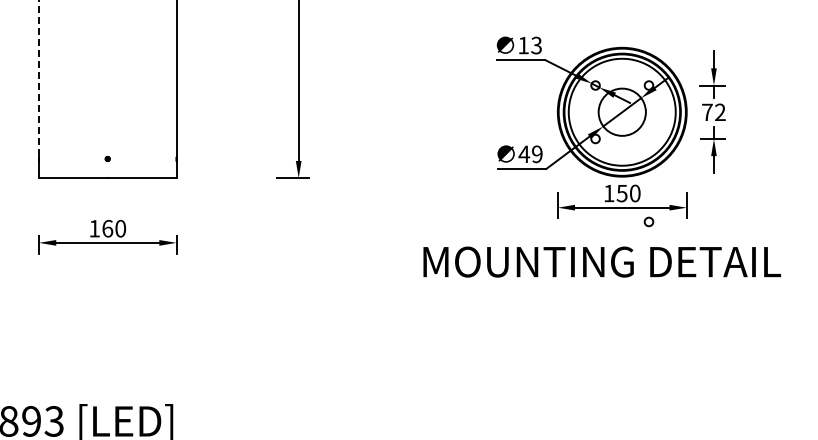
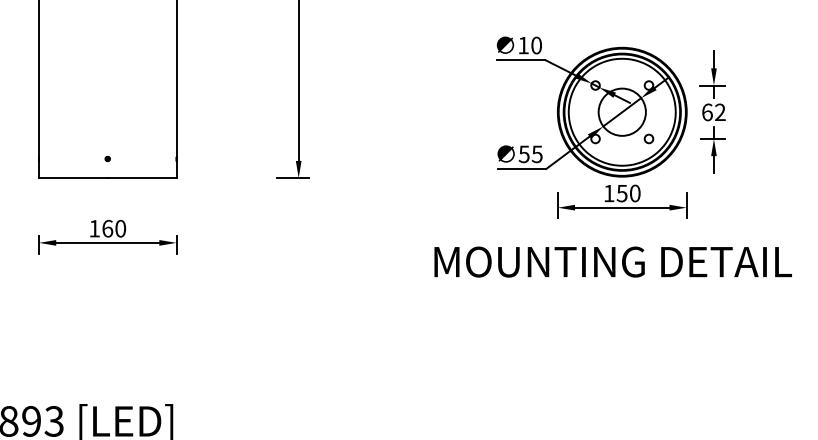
text: 13 -> 10 (536, 45)
line: dashed -> solid (39, 78)
text: 72 -> 62 (707, 112)
text: 49 -> 55 (530, 154)
circle position: (648, 221) -> (648, 138) (648, 138)
text position: (601, 261) -> (612, 261) (612, 261)
